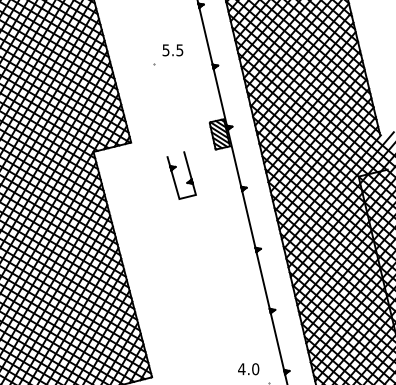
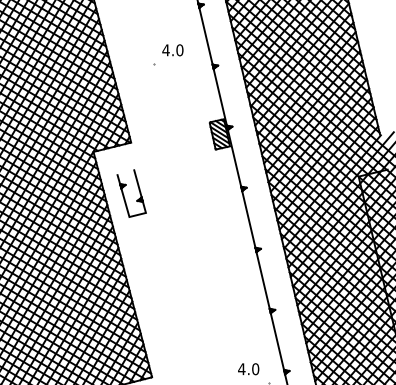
text: 5.5 -> 4.0 (172, 50)
part position: (174, 177) -> (124, 195) (124, 195)
